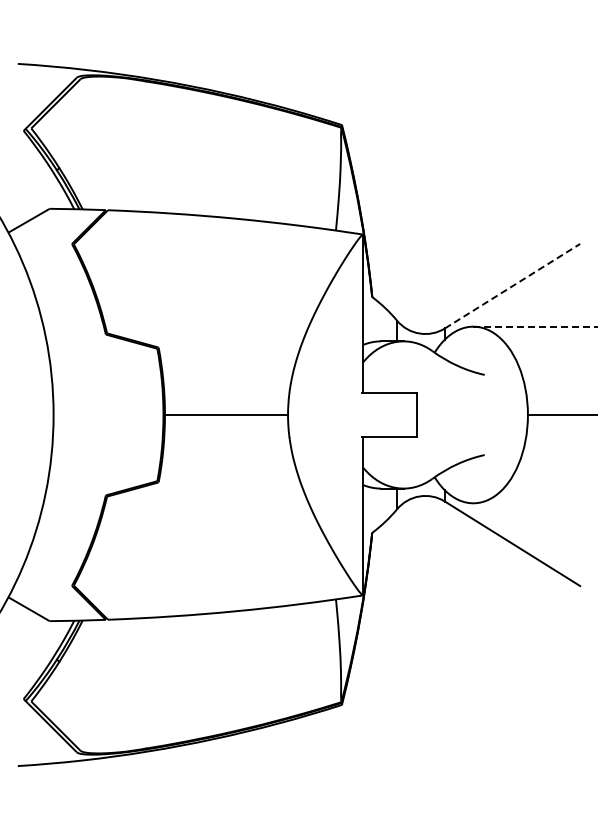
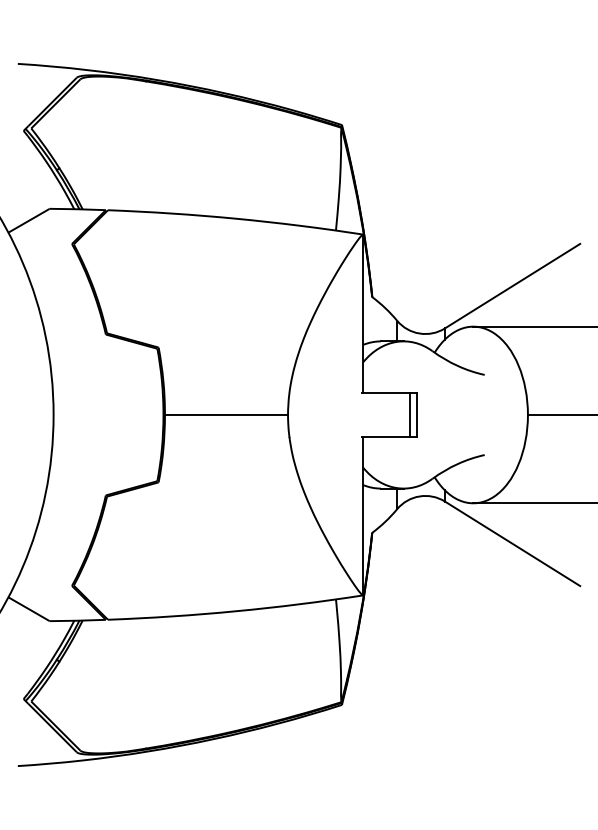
line: dashed -> solid (512, 286)
line: dashed -> solid (535, 326)
line: none -> present (409, 414)
line: none -> present (533, 503)
